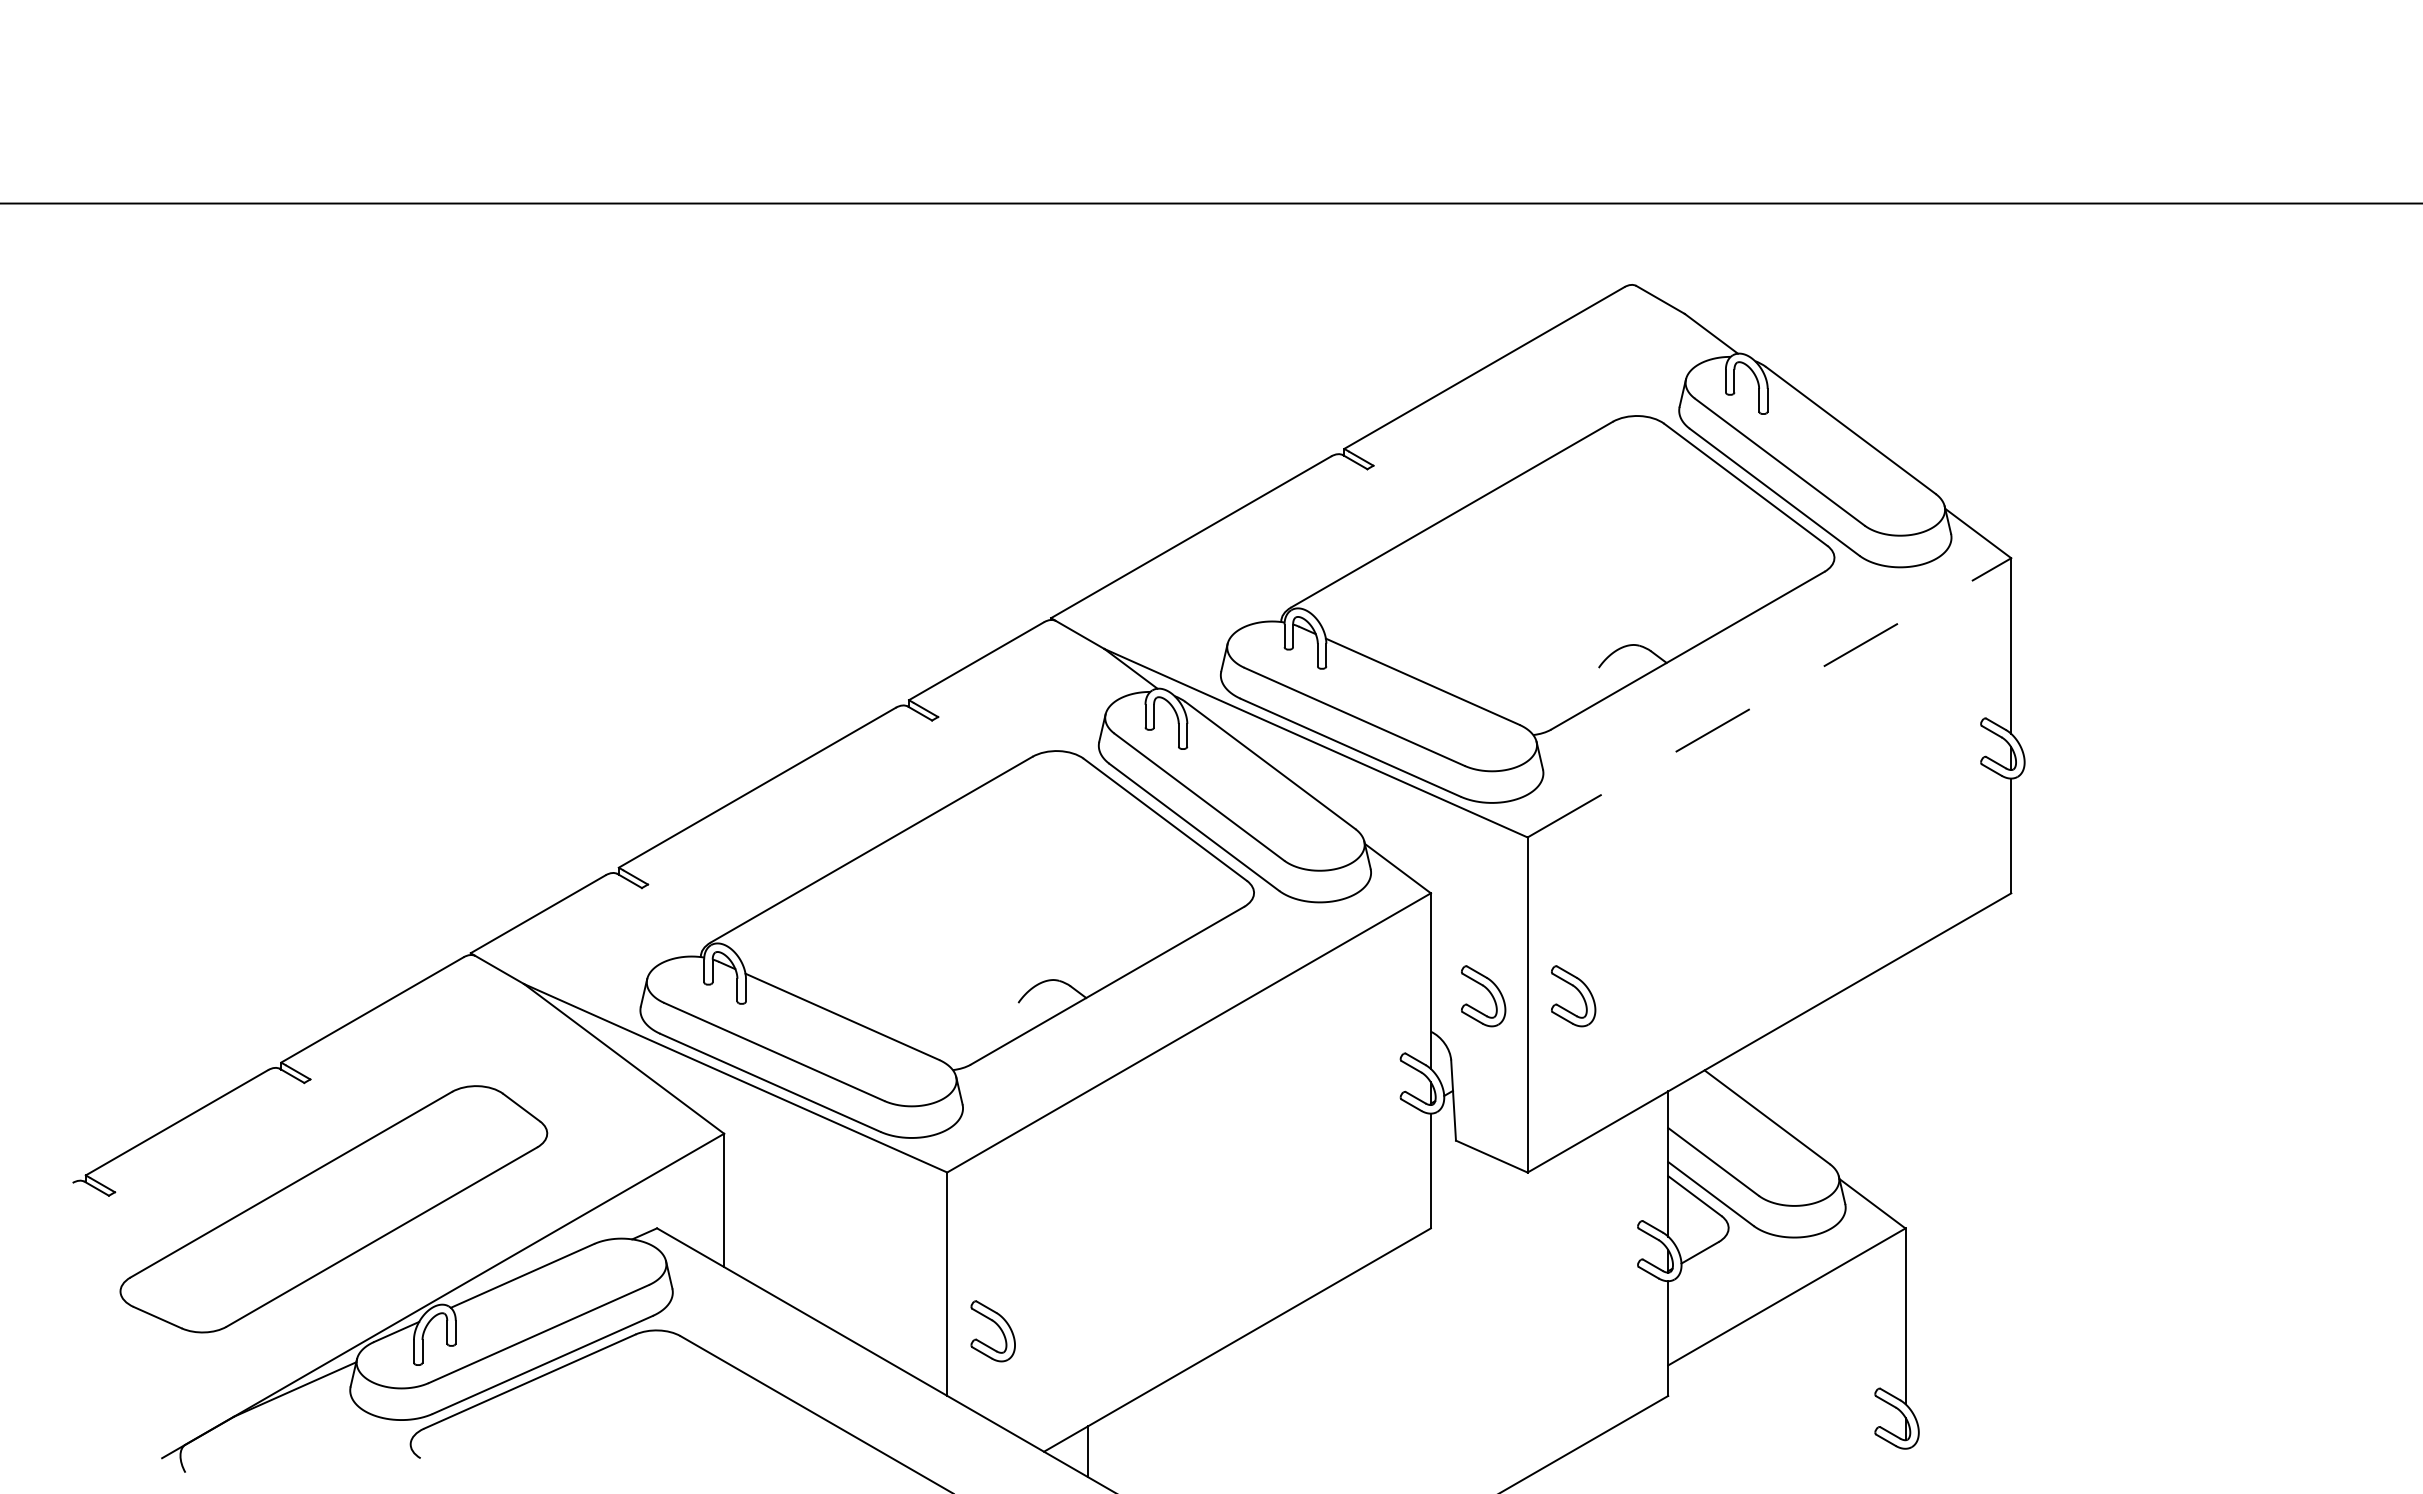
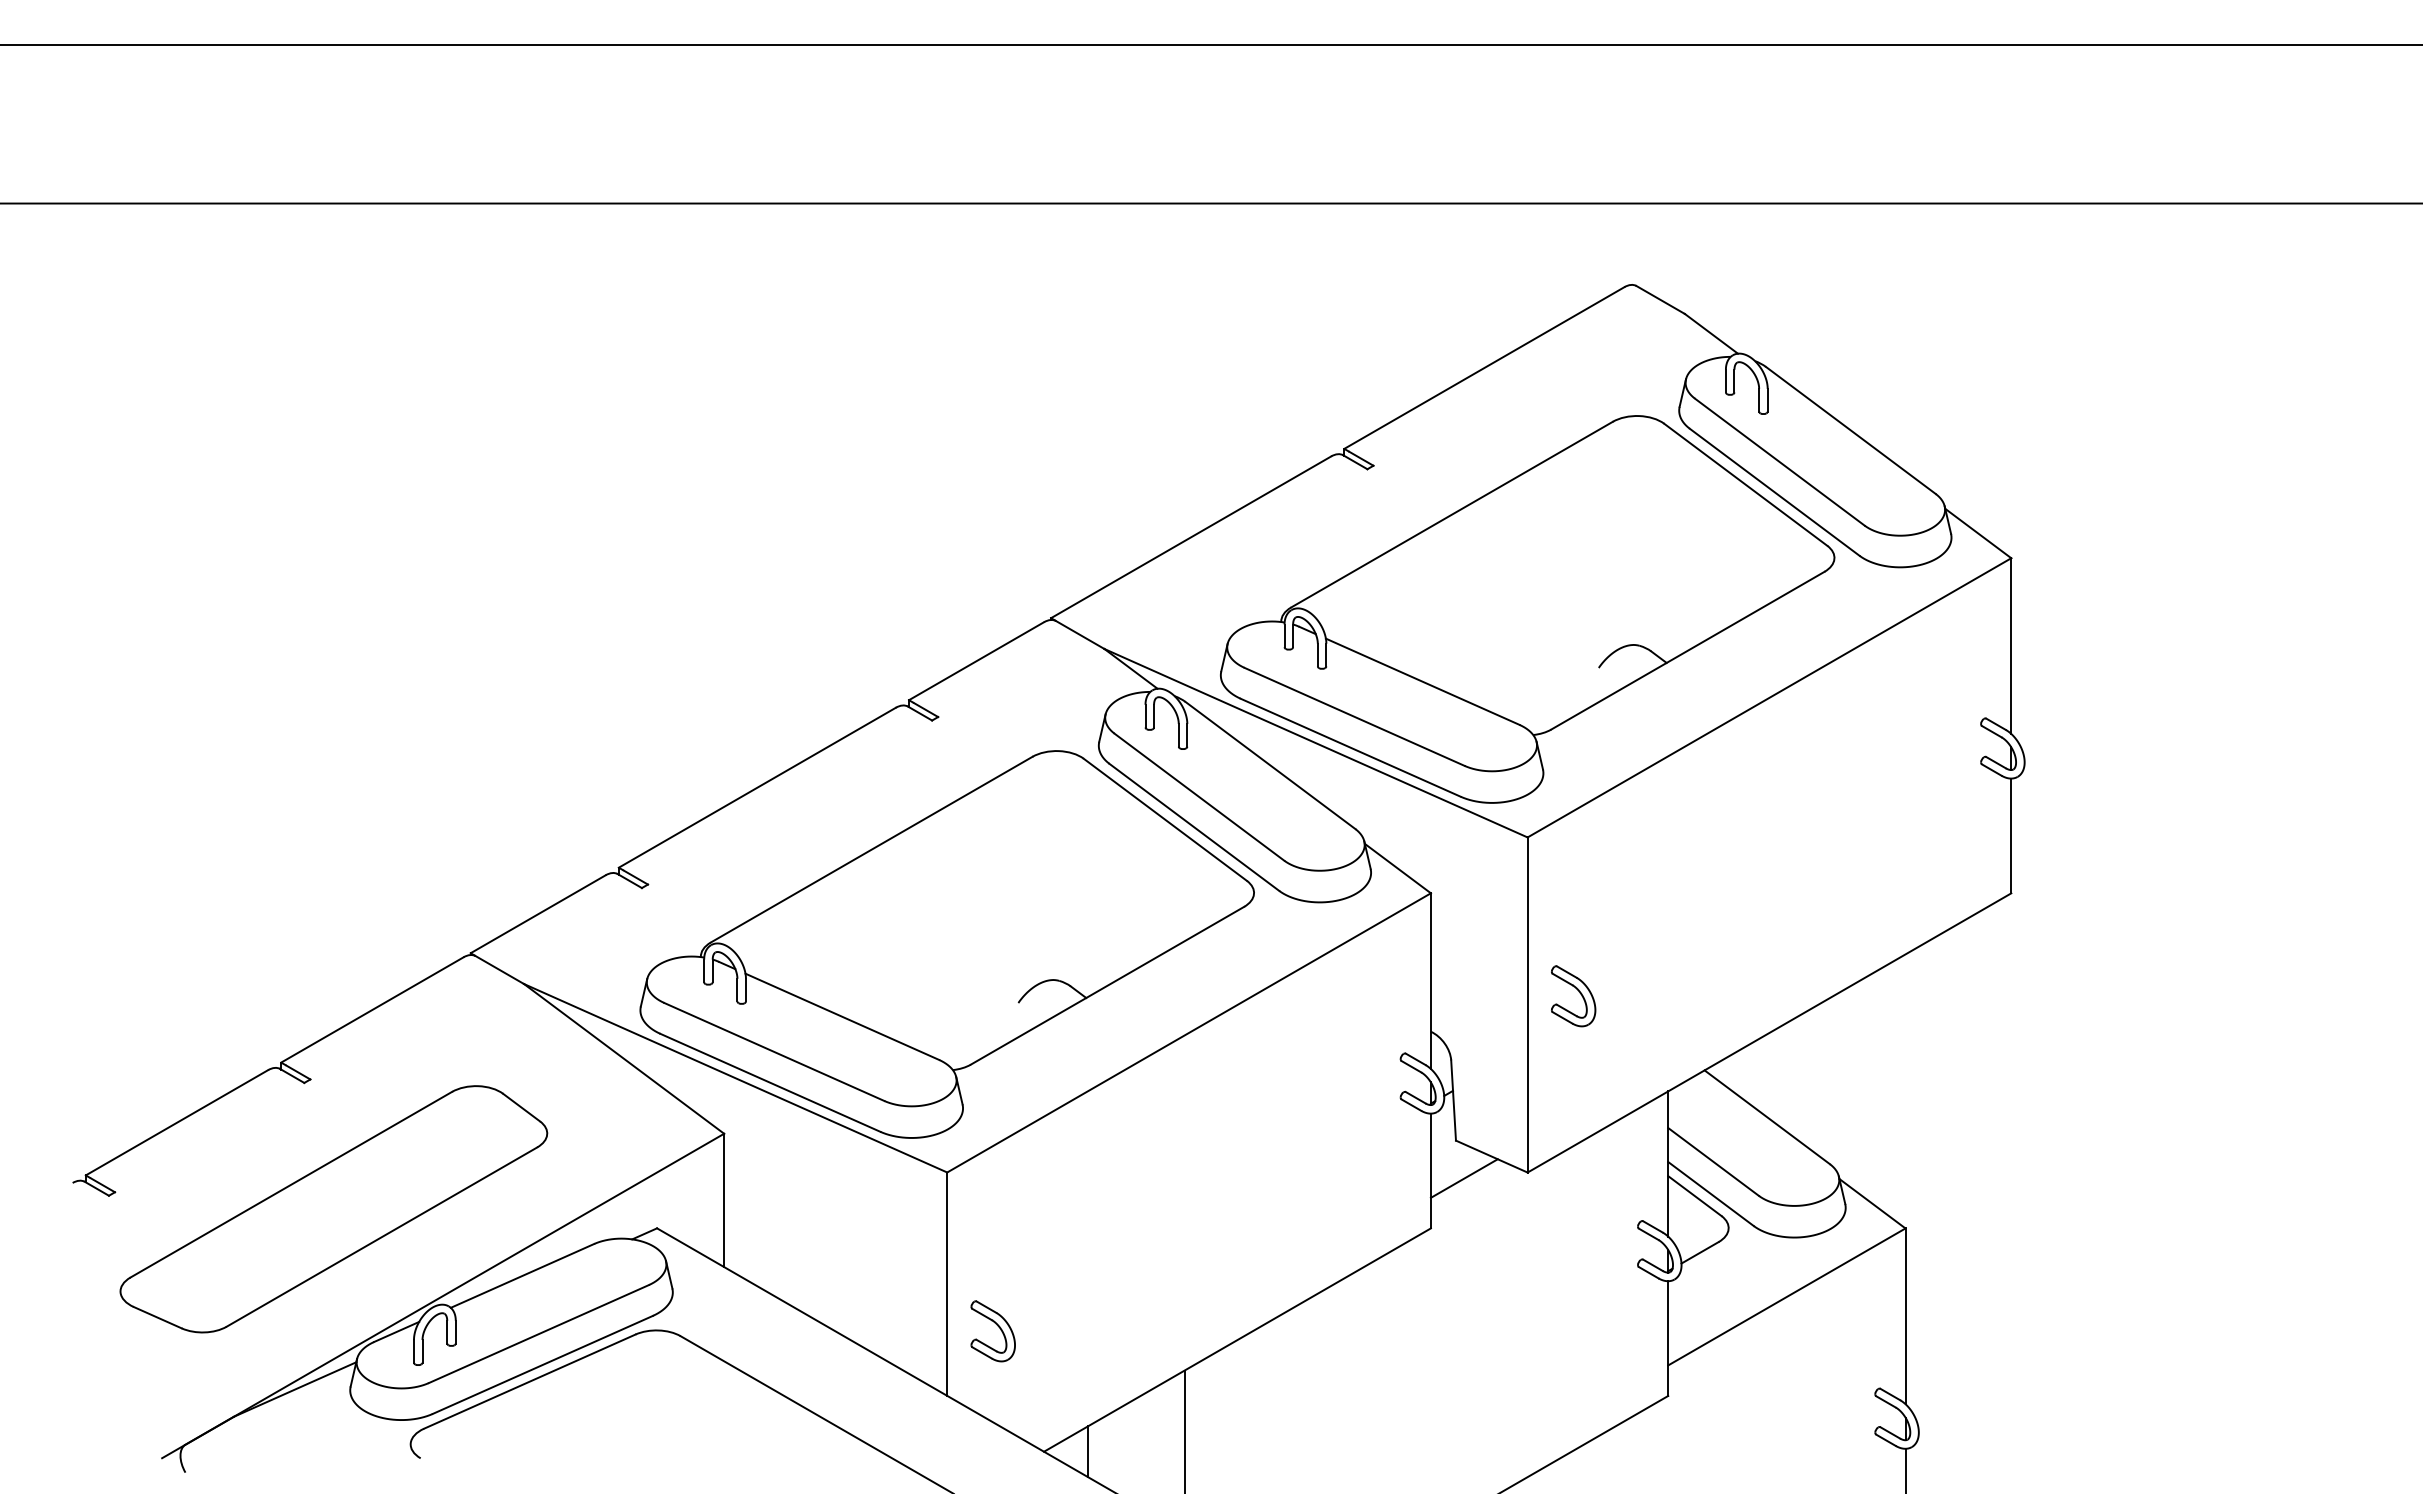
line: none -> present (1210, 44)
line: dashed -> solid (1769, 697)
part: present -> none (1489, 993)
line: none -> present (1463, 1178)
line: none -> present (1184, 1430)
line: none -> present (1905, 1469)
